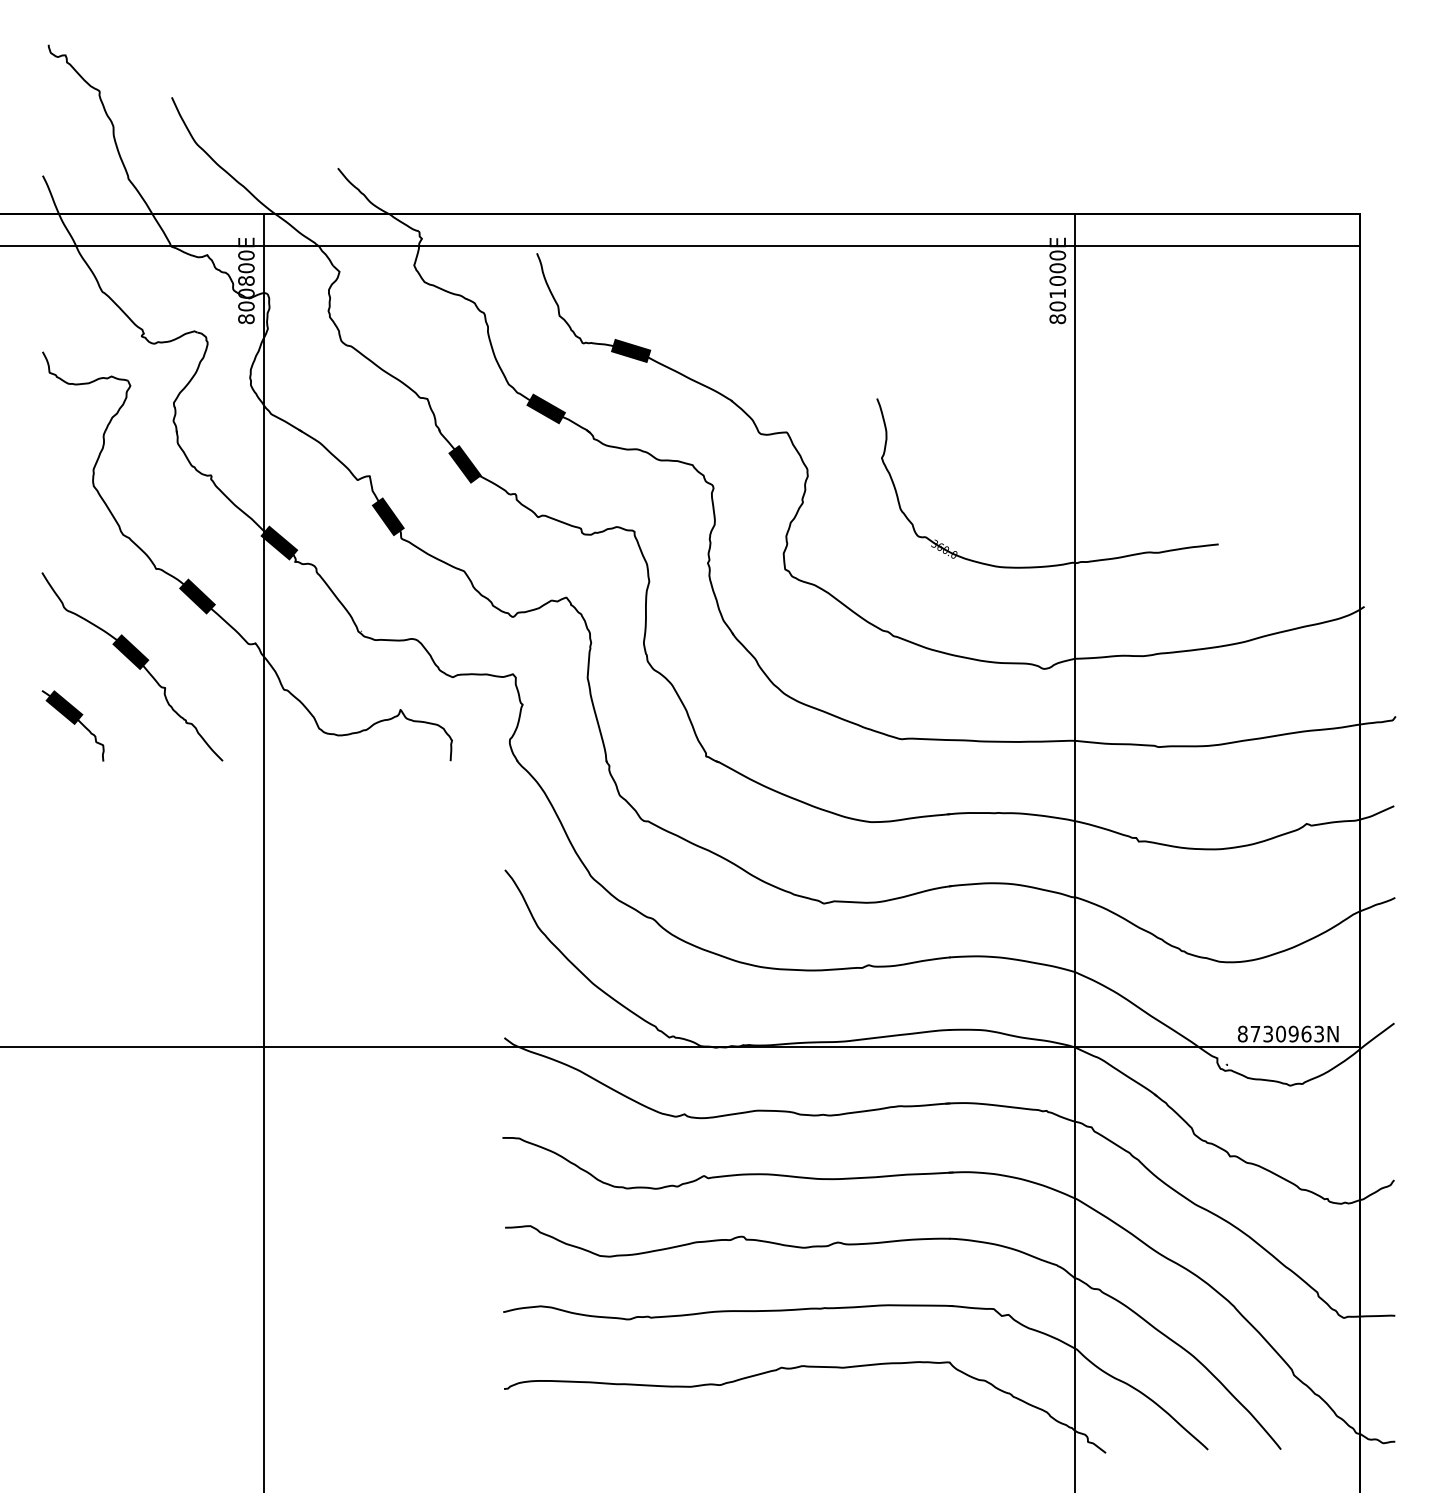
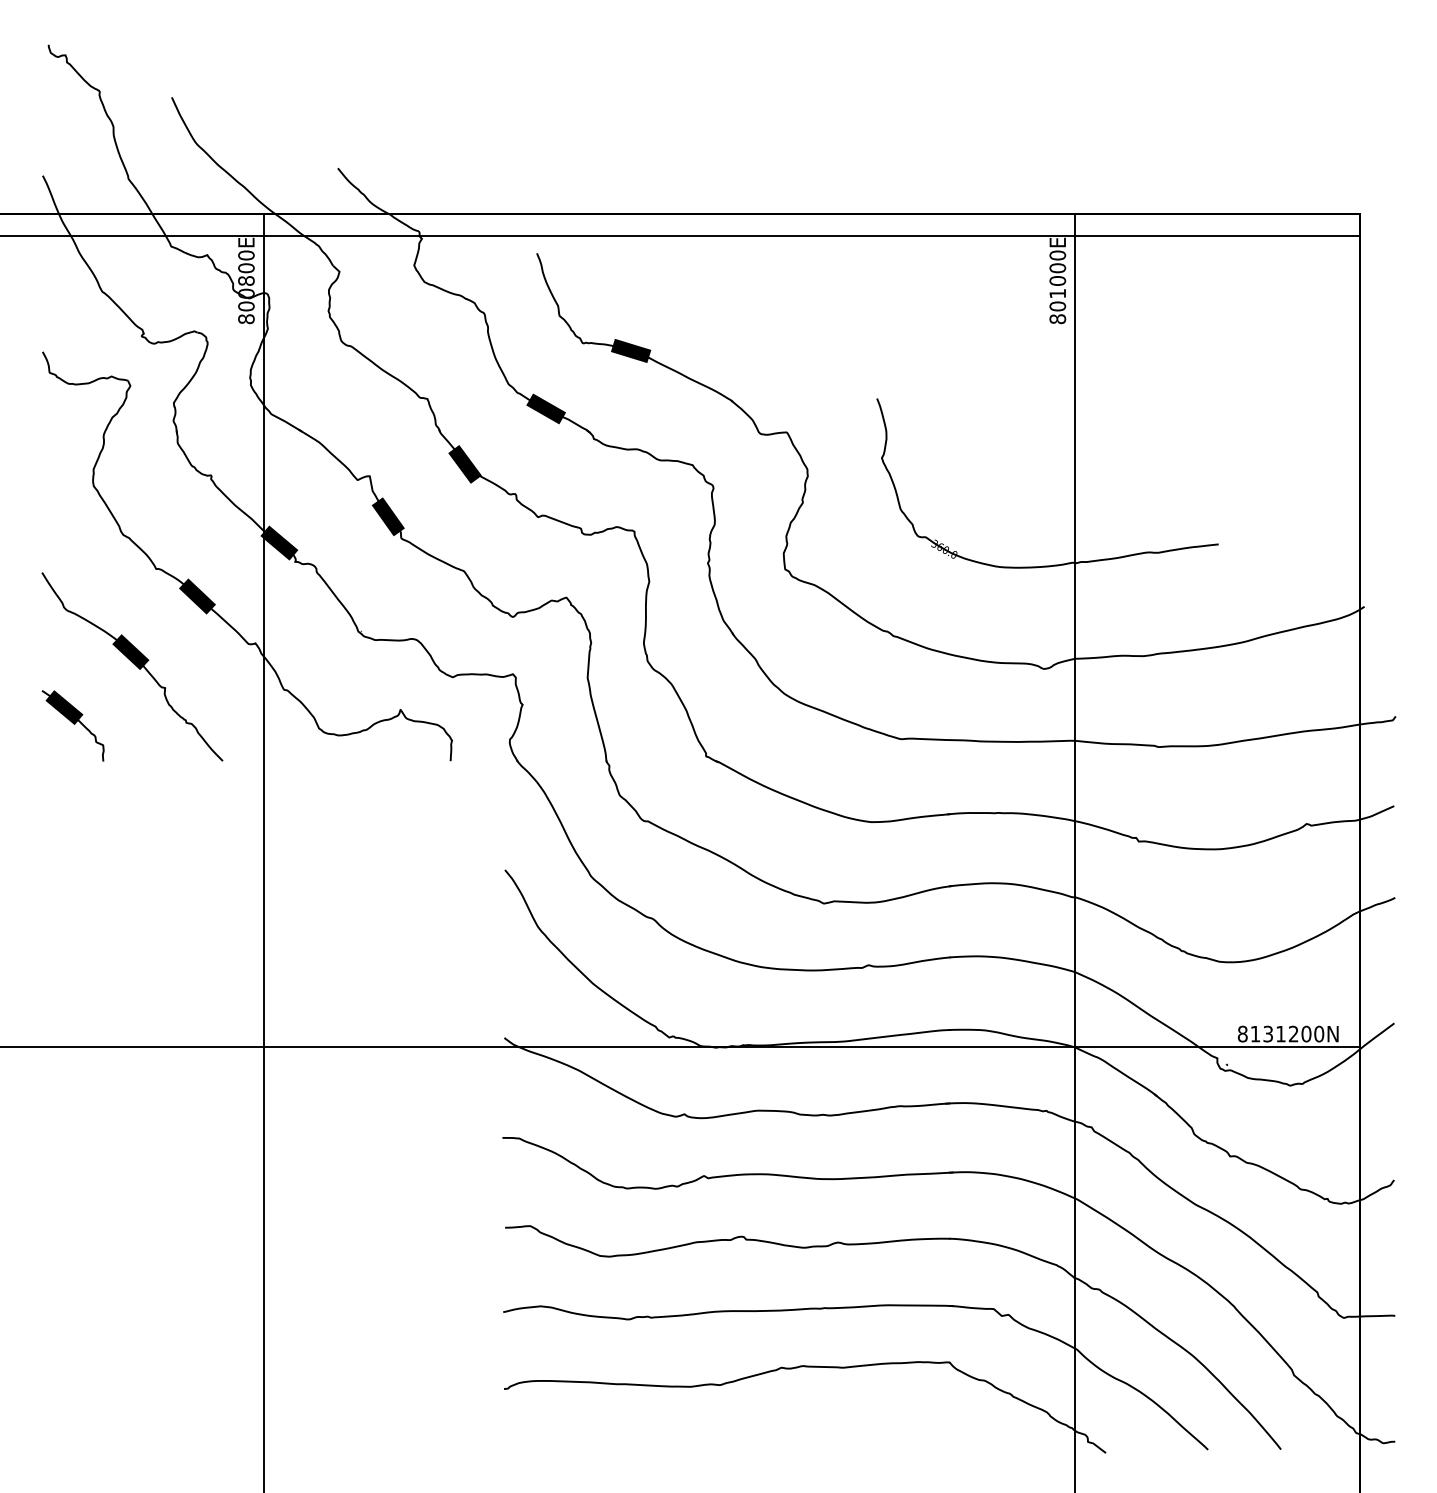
line position: (681, 246) -> (681, 236) (681, 236)
text: 8730963N -> 8131200N (1287, 1033)
